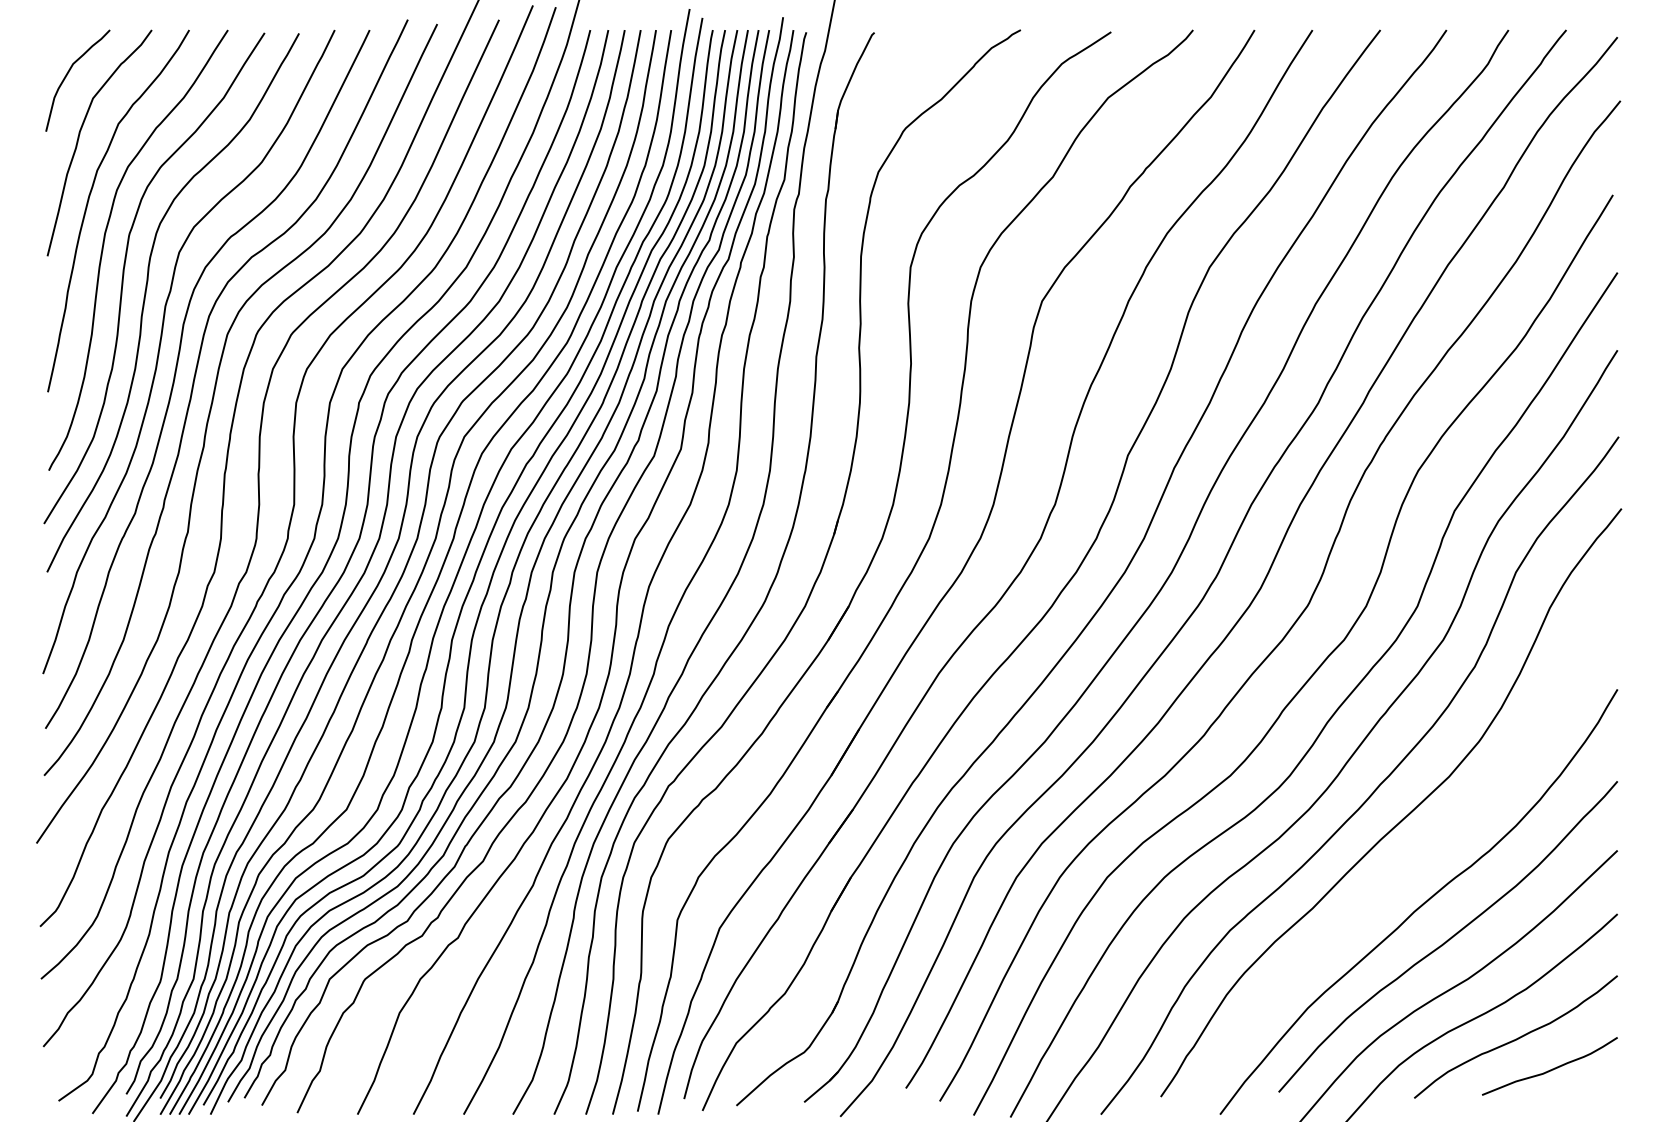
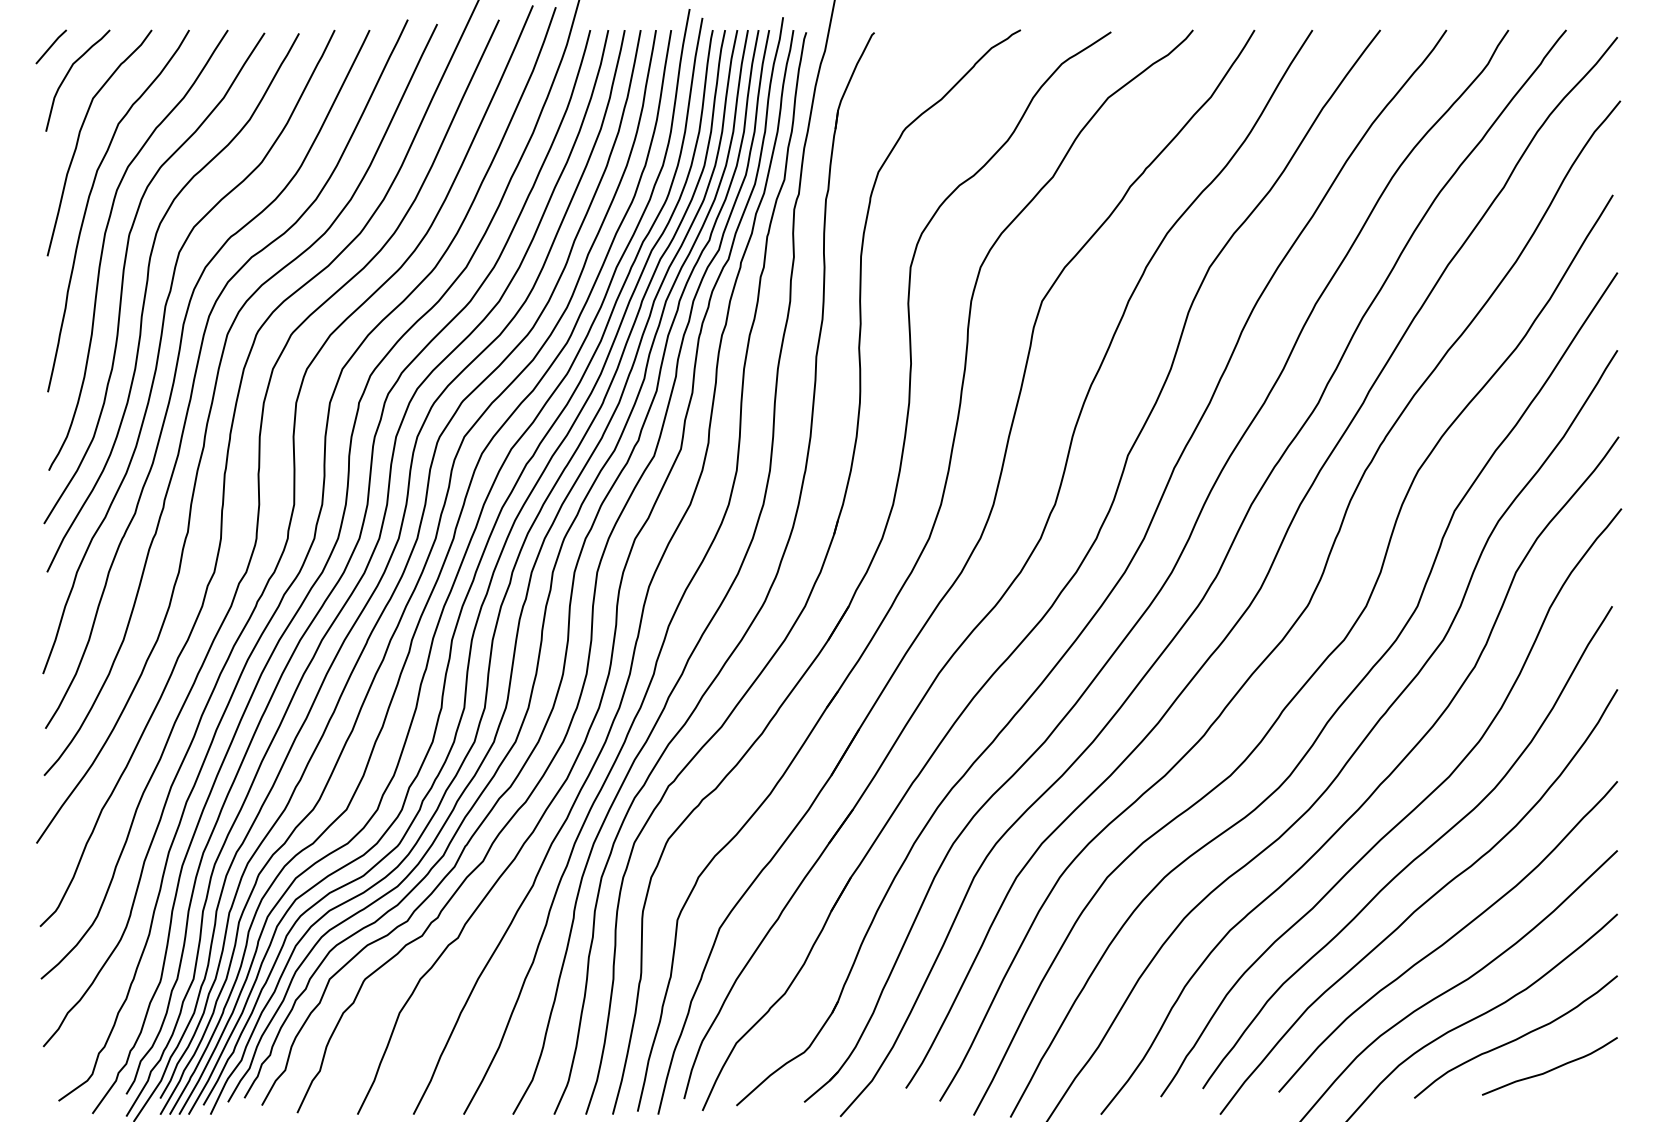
line: none -> present (51, 46)
curve: none -> present (1416, 856)
